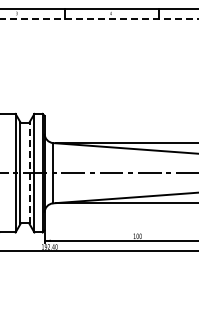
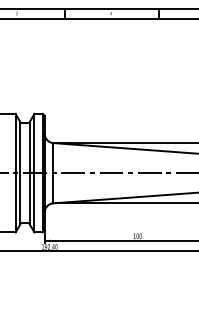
line: dashed -> solid (99, 18)
line: dashed -> solid (29, 172)
